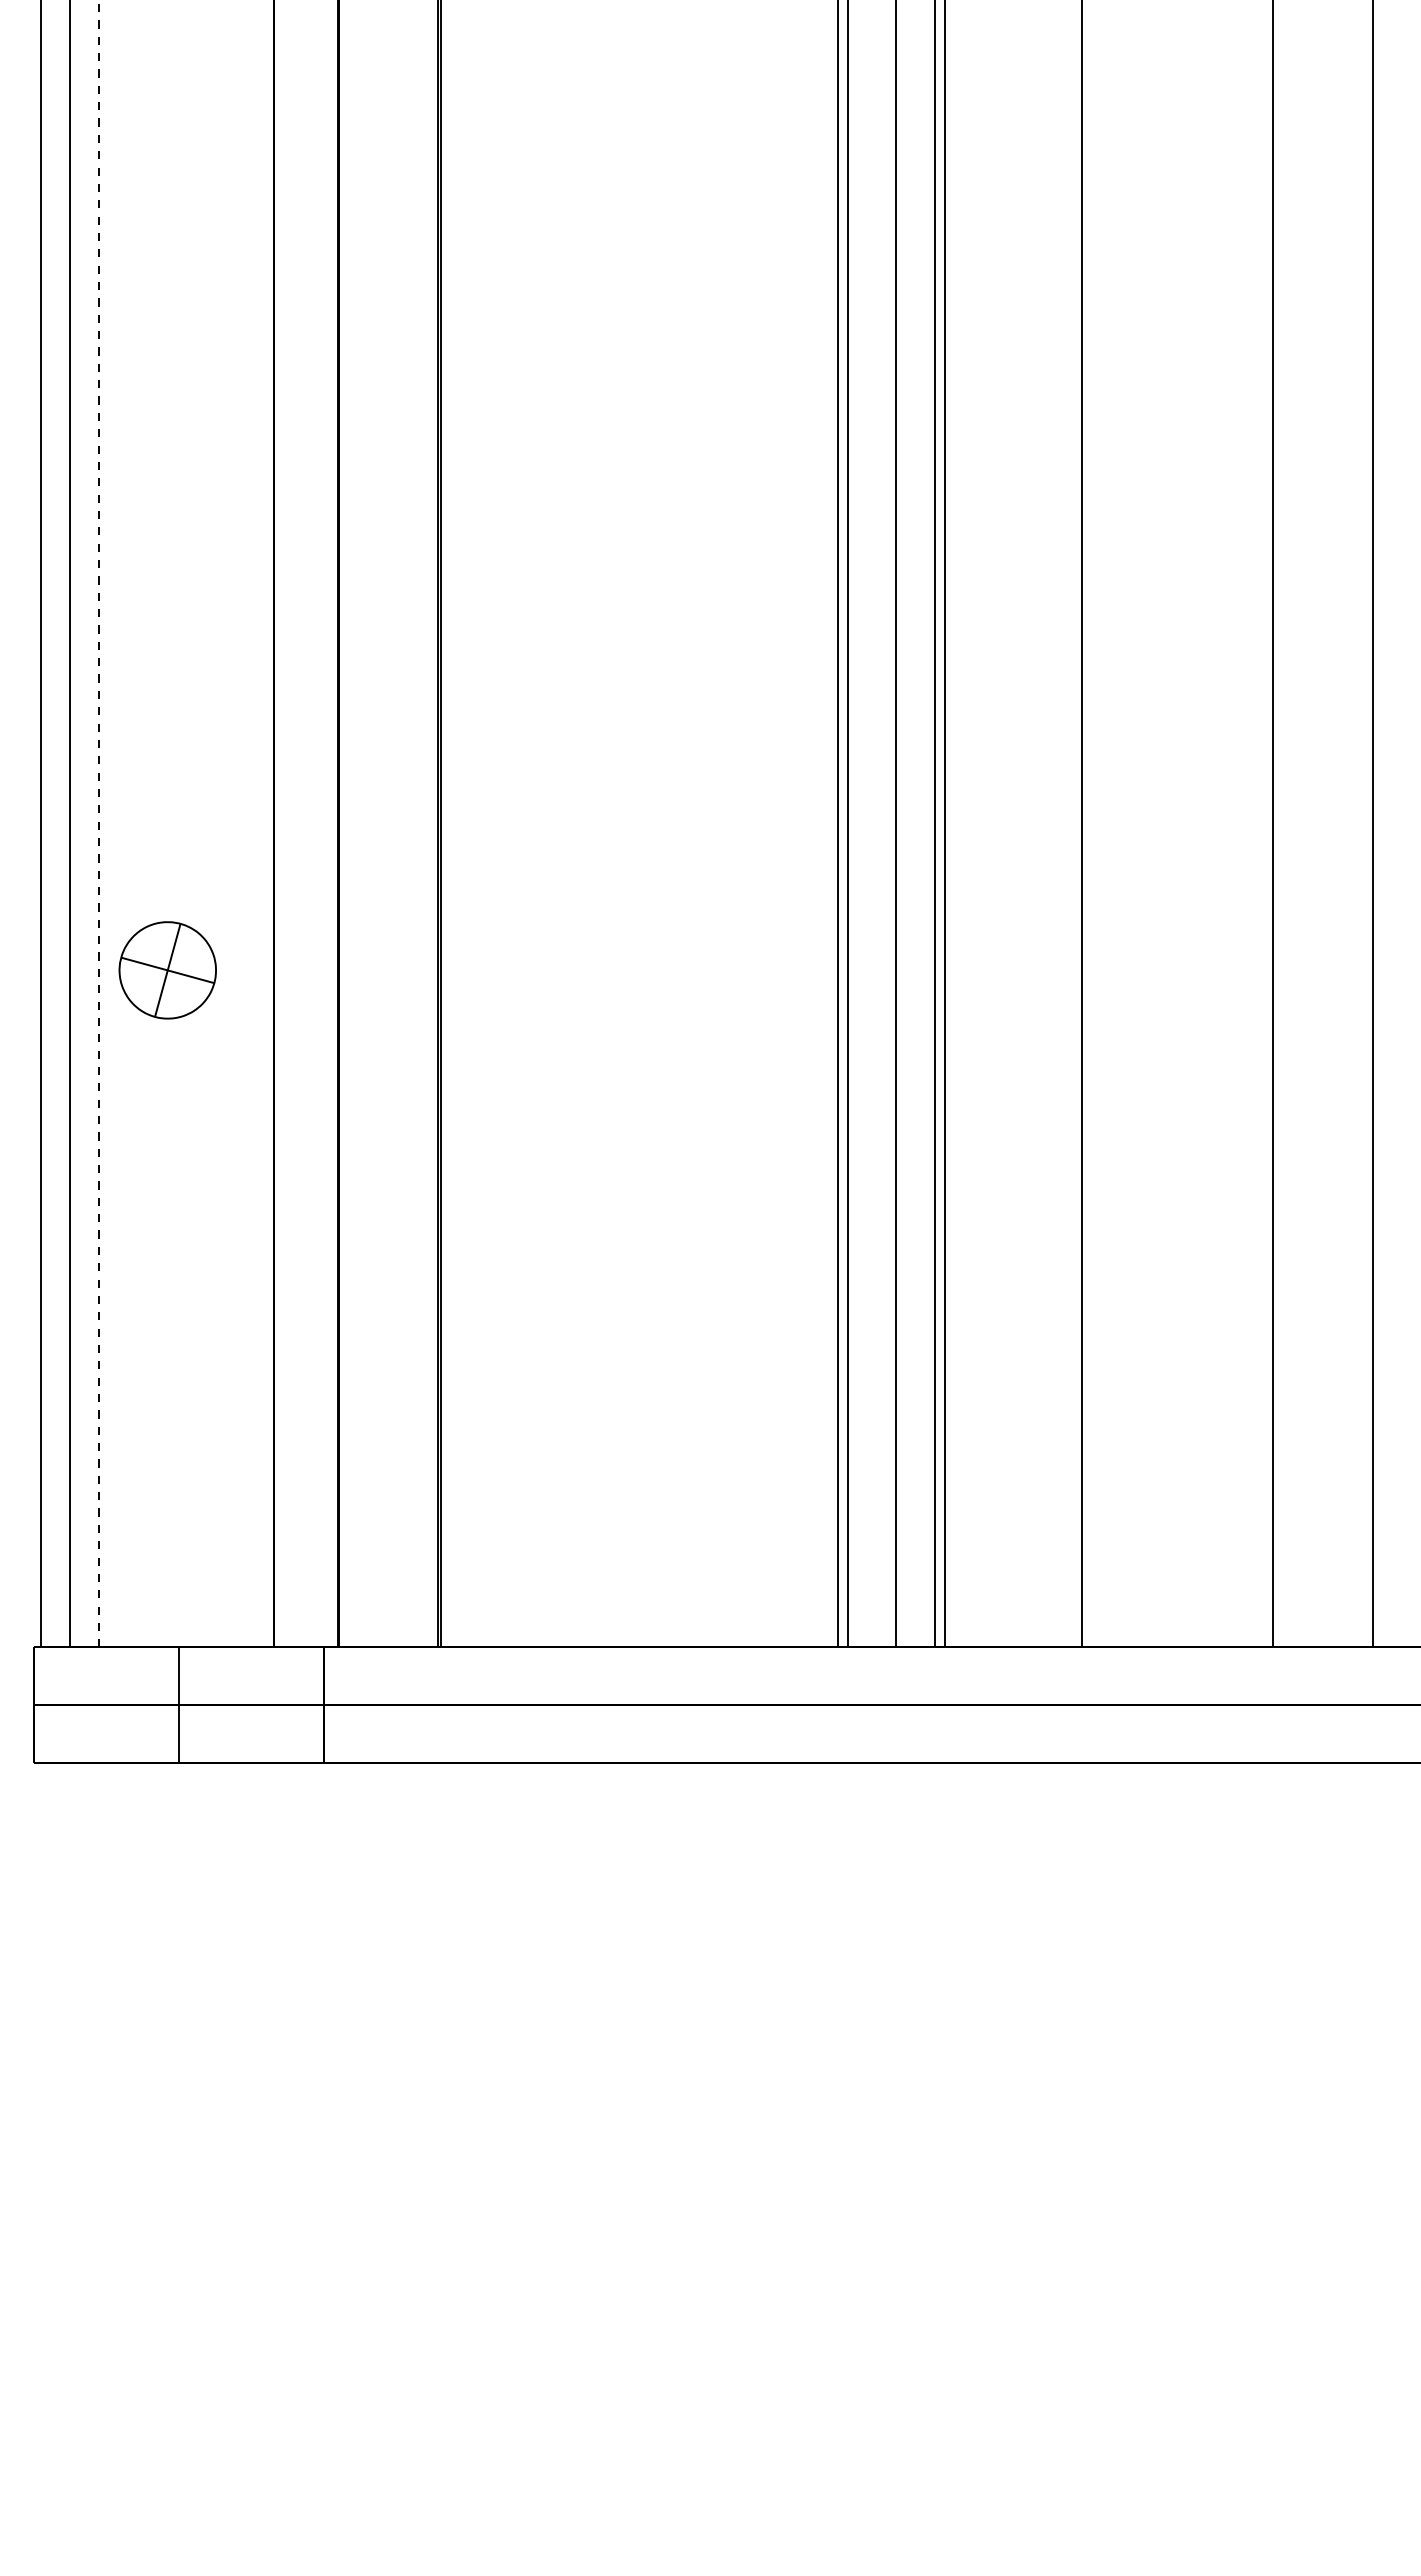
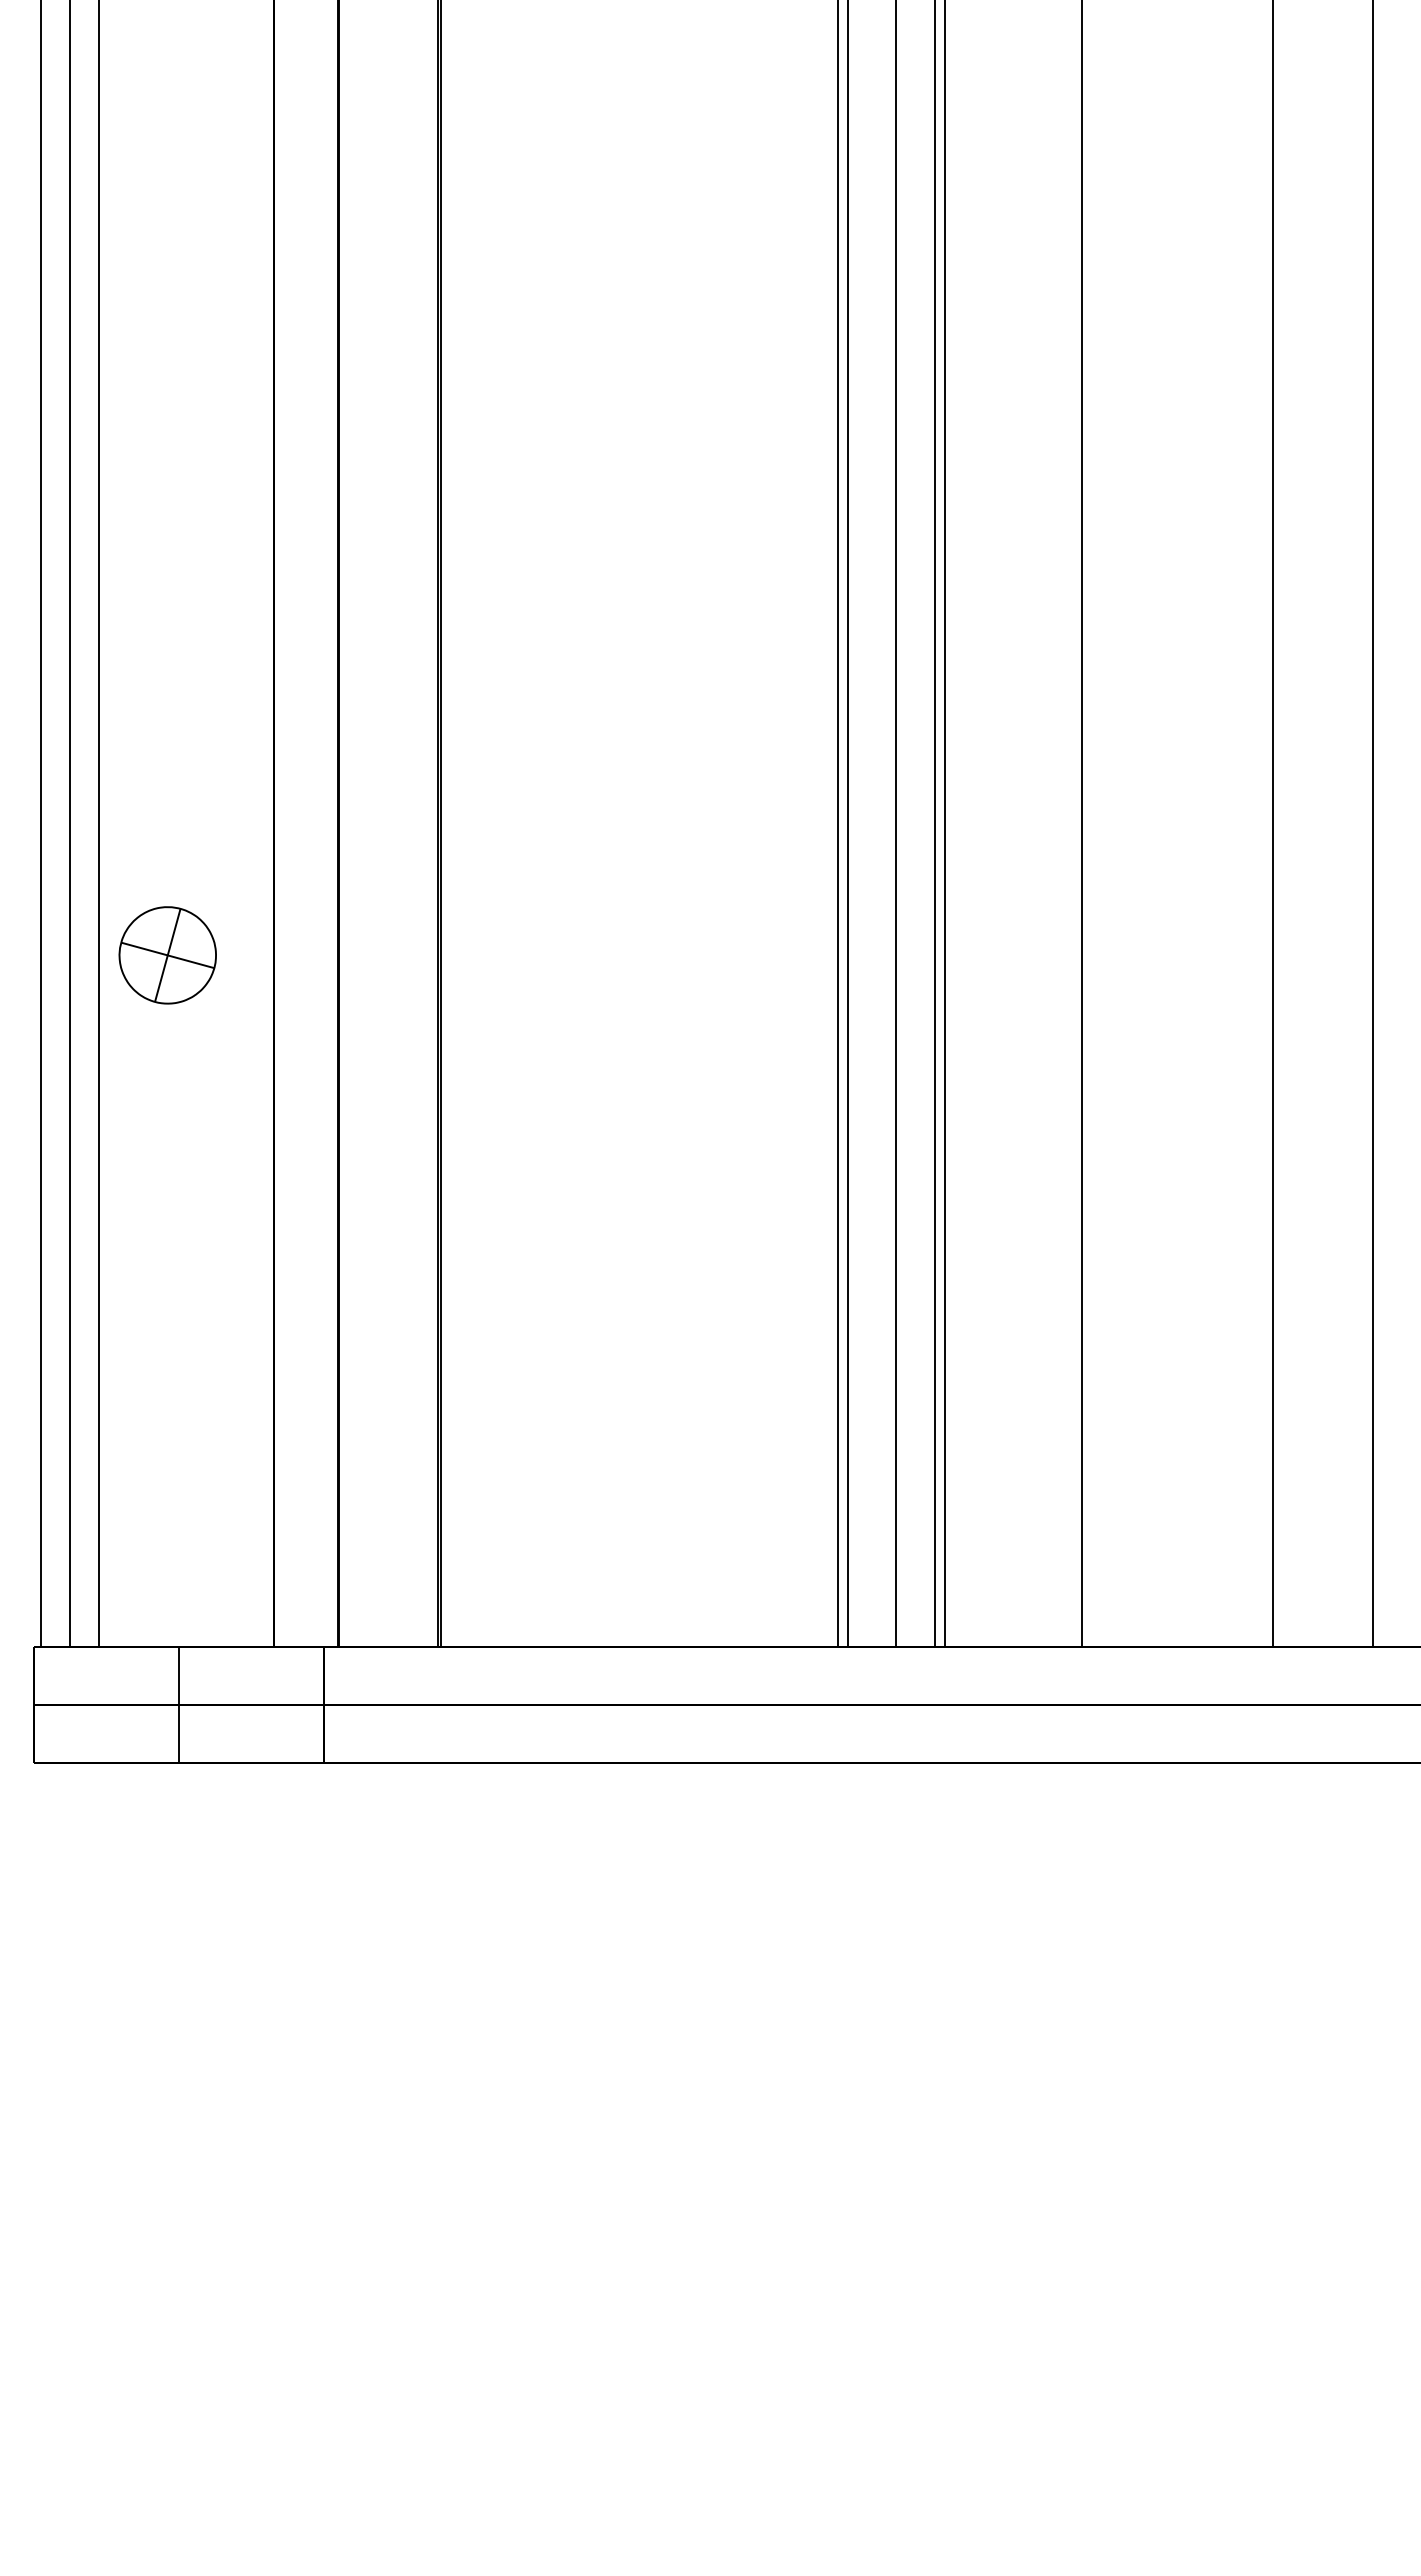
line: dashed -> solid (98, 823)
part position: (167, 970) -> (167, 955) (167, 955)
